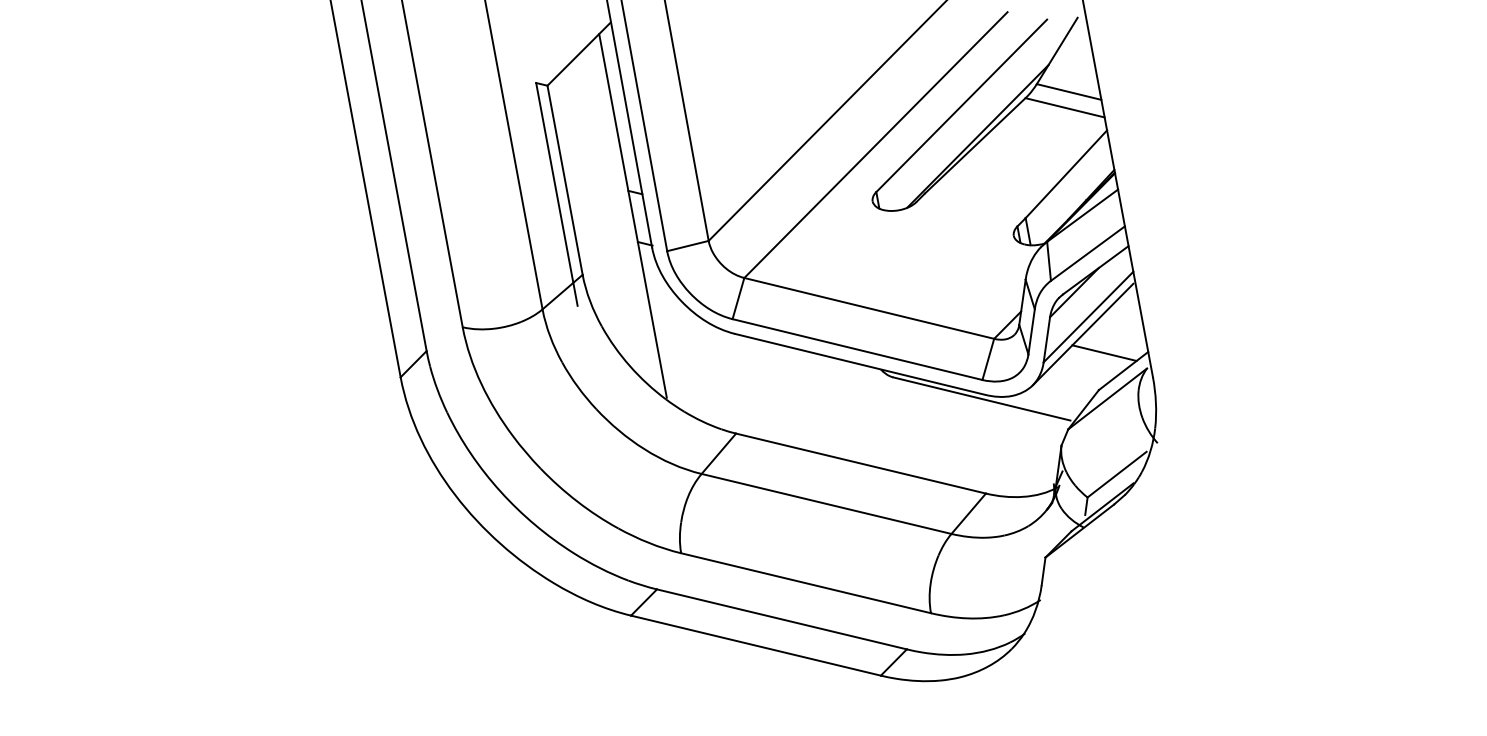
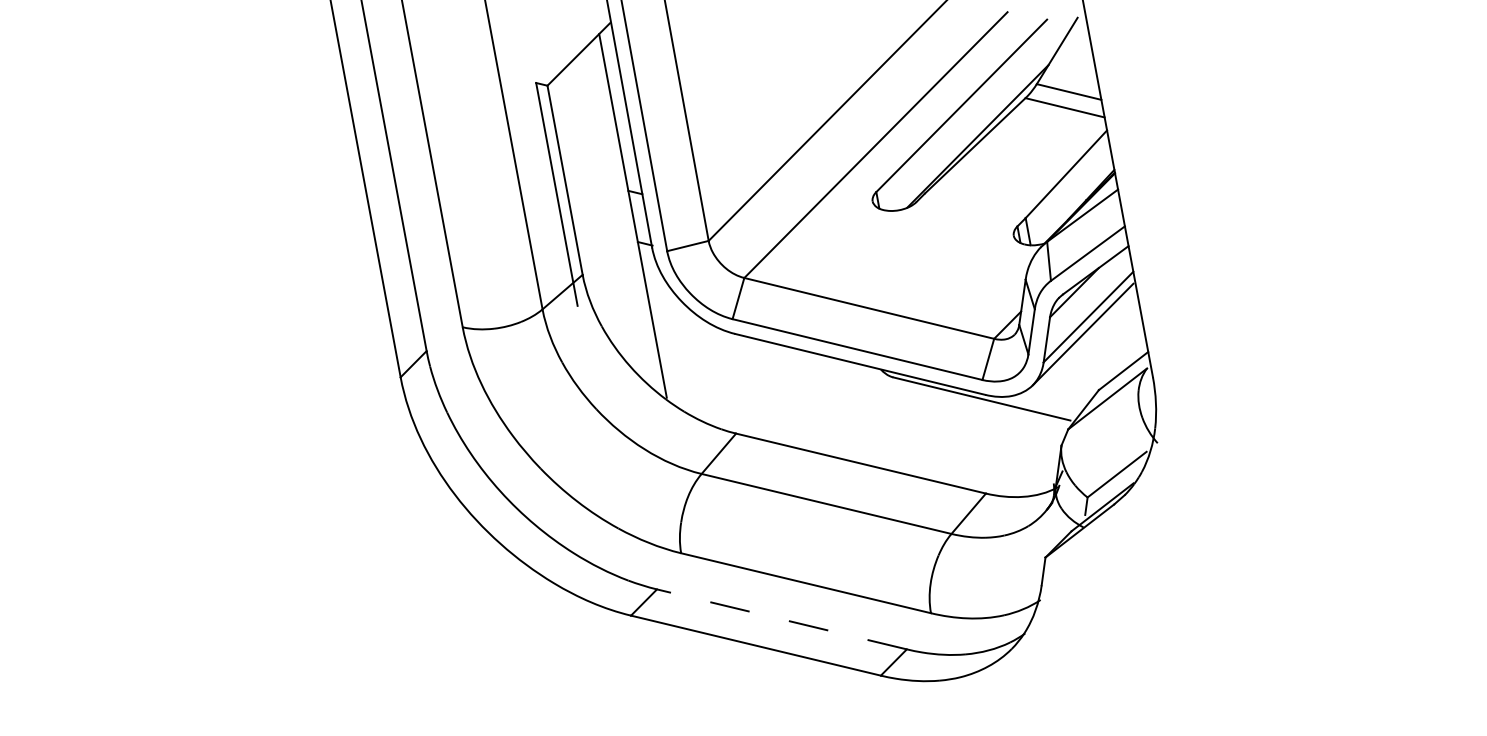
line: present -> none (1104, 352)
line: solid -> dashed (781, 619)
